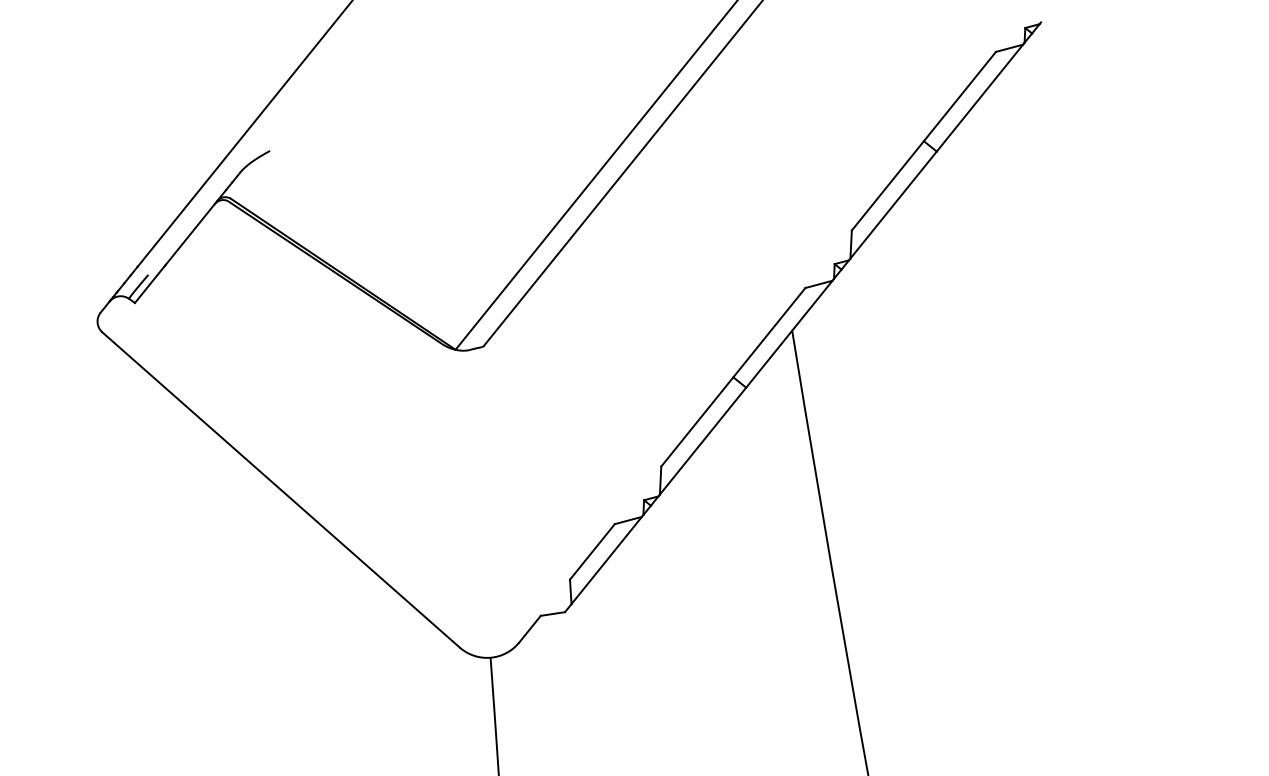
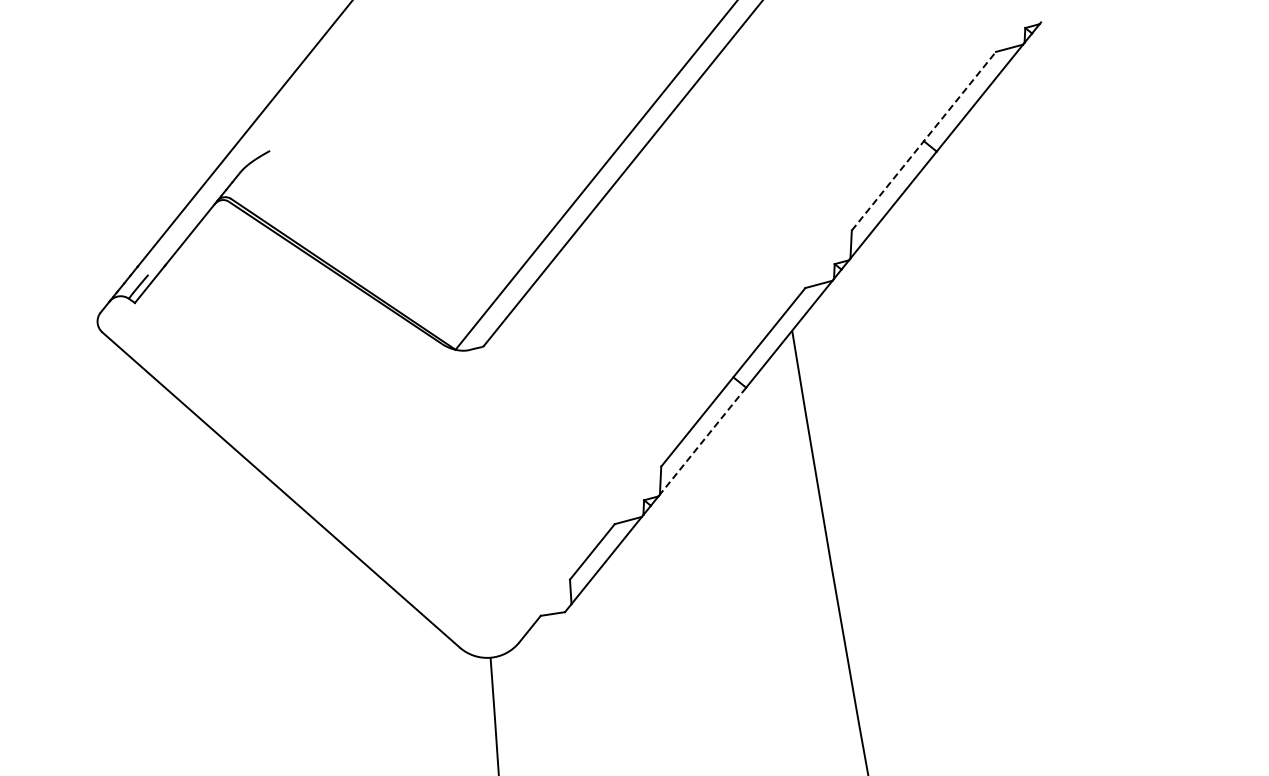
line: solid -> dashed (923, 141)
line: solid -> dashed (703, 441)
